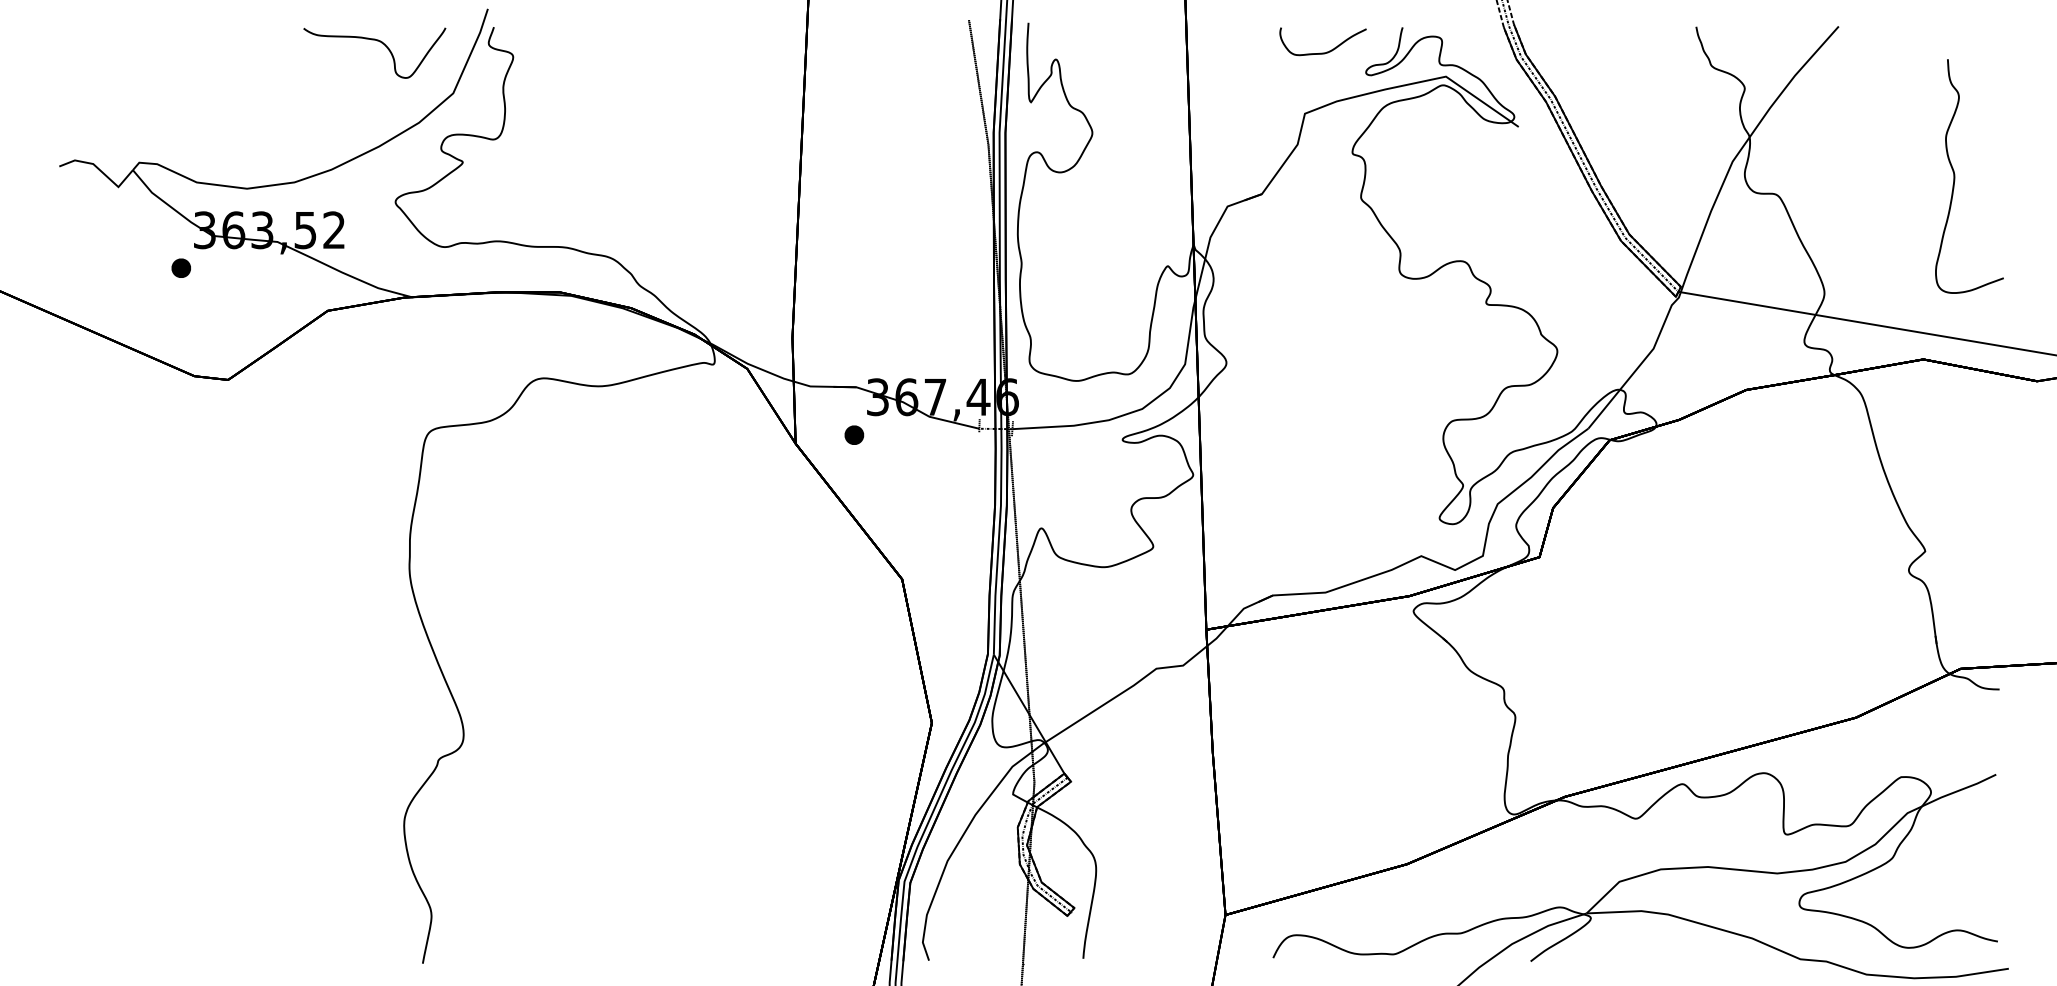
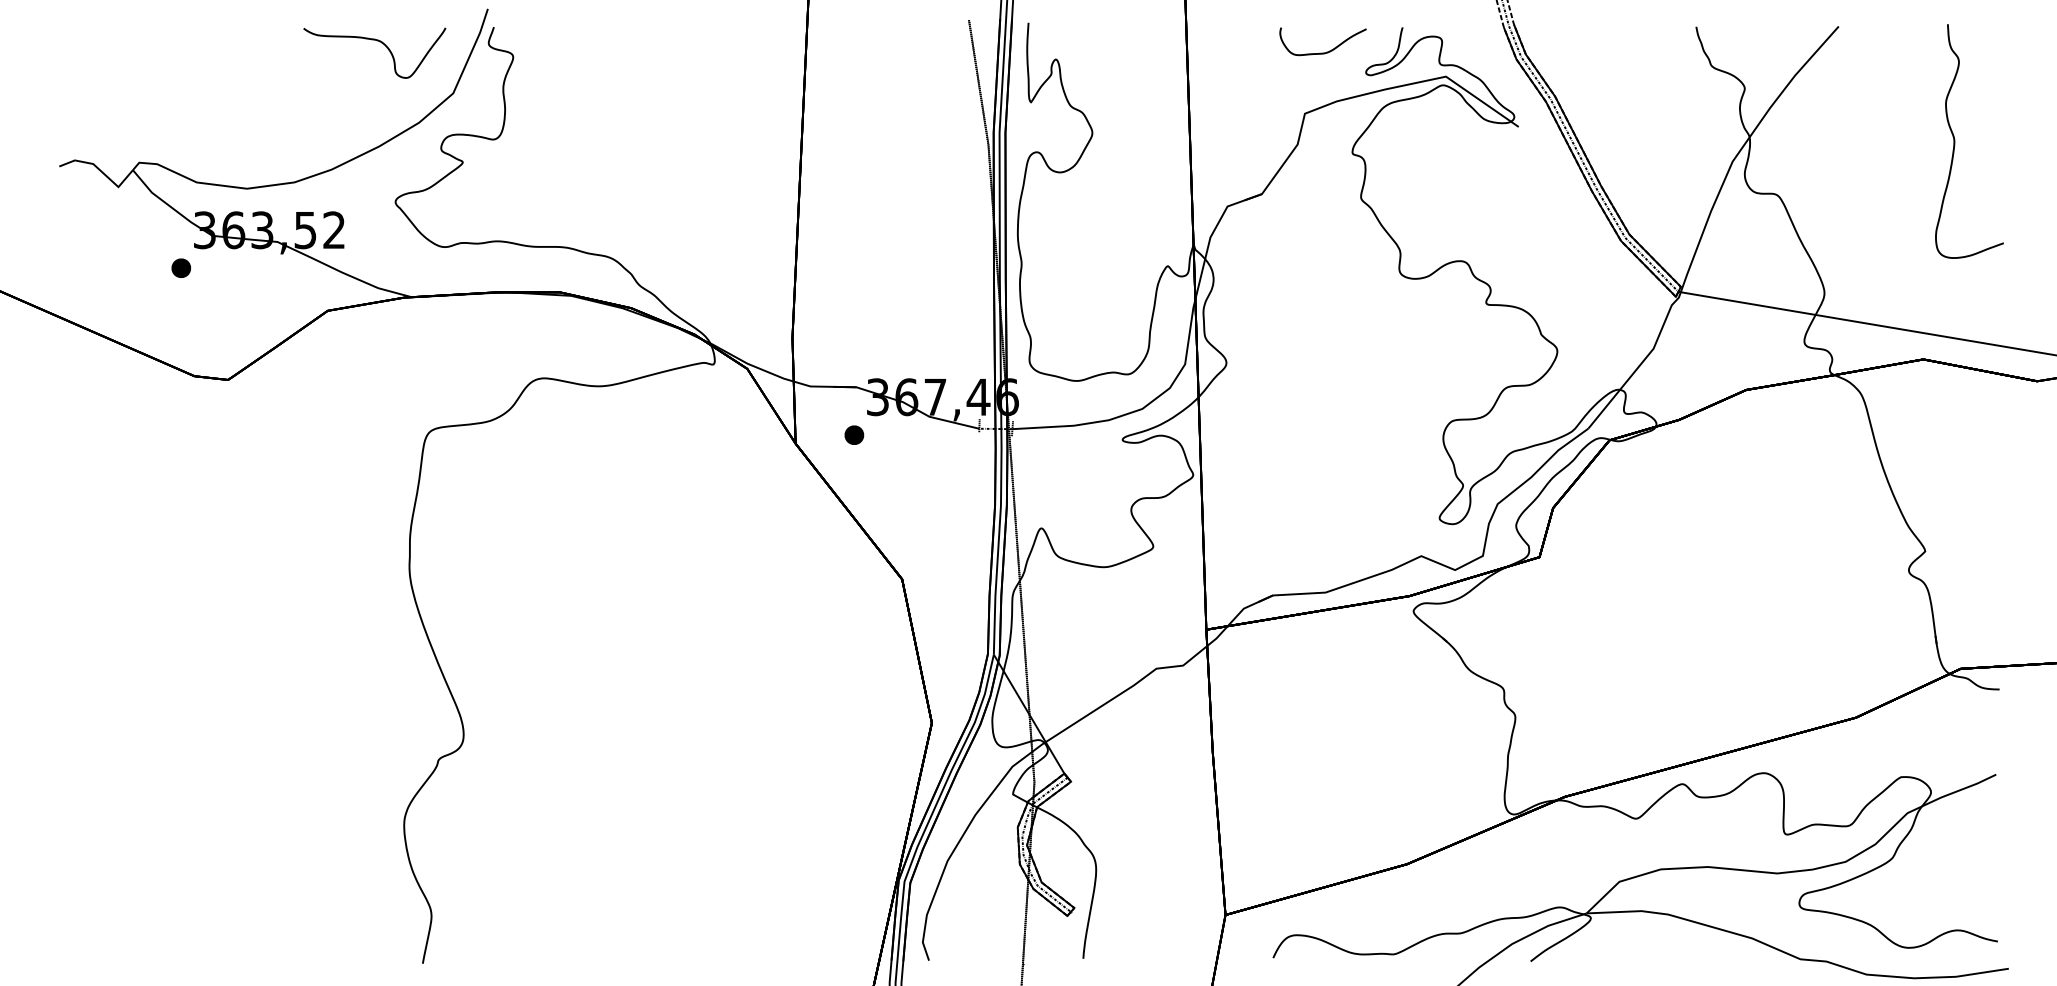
part position: (1955, 176) -> (1955, 141) (1955, 141)
